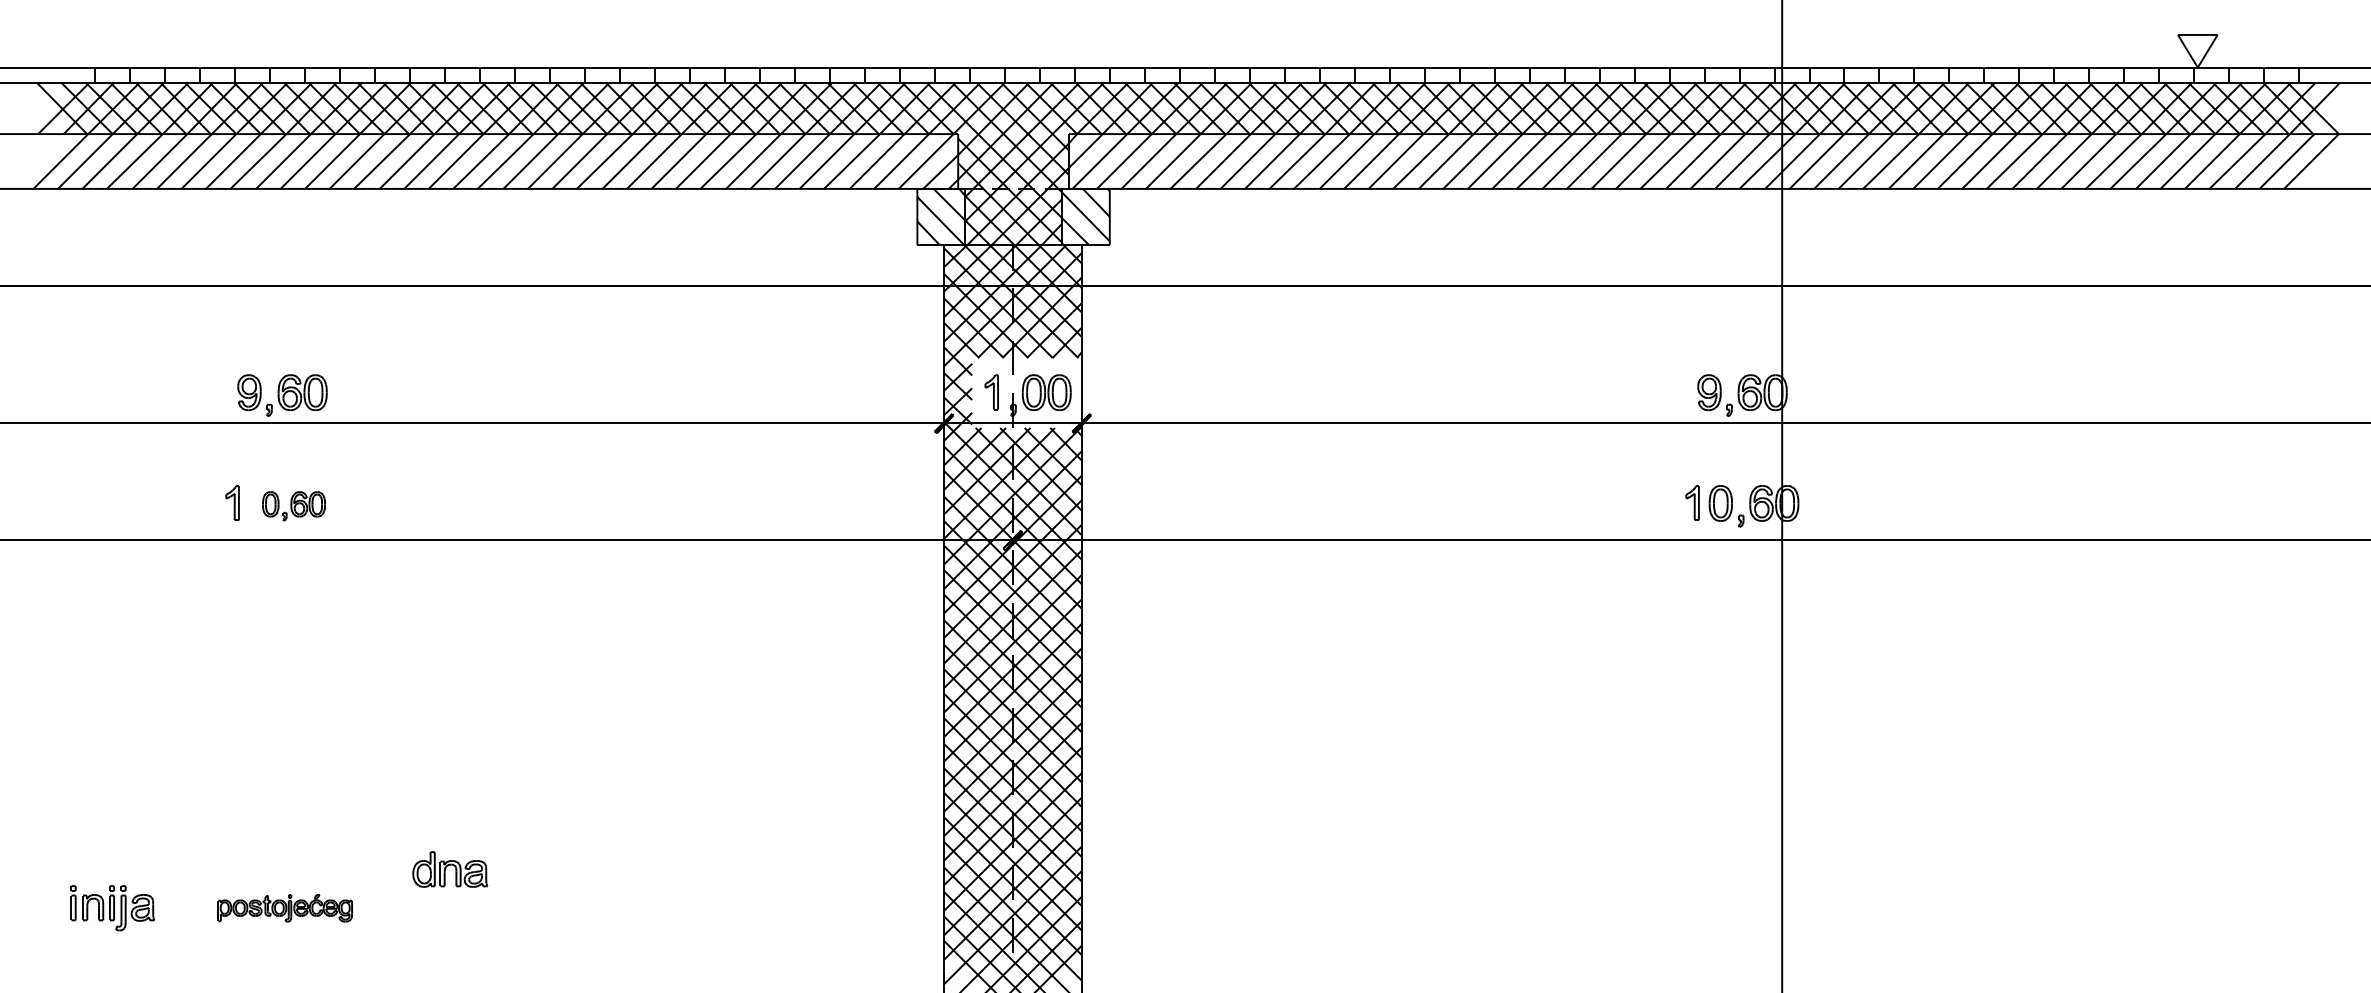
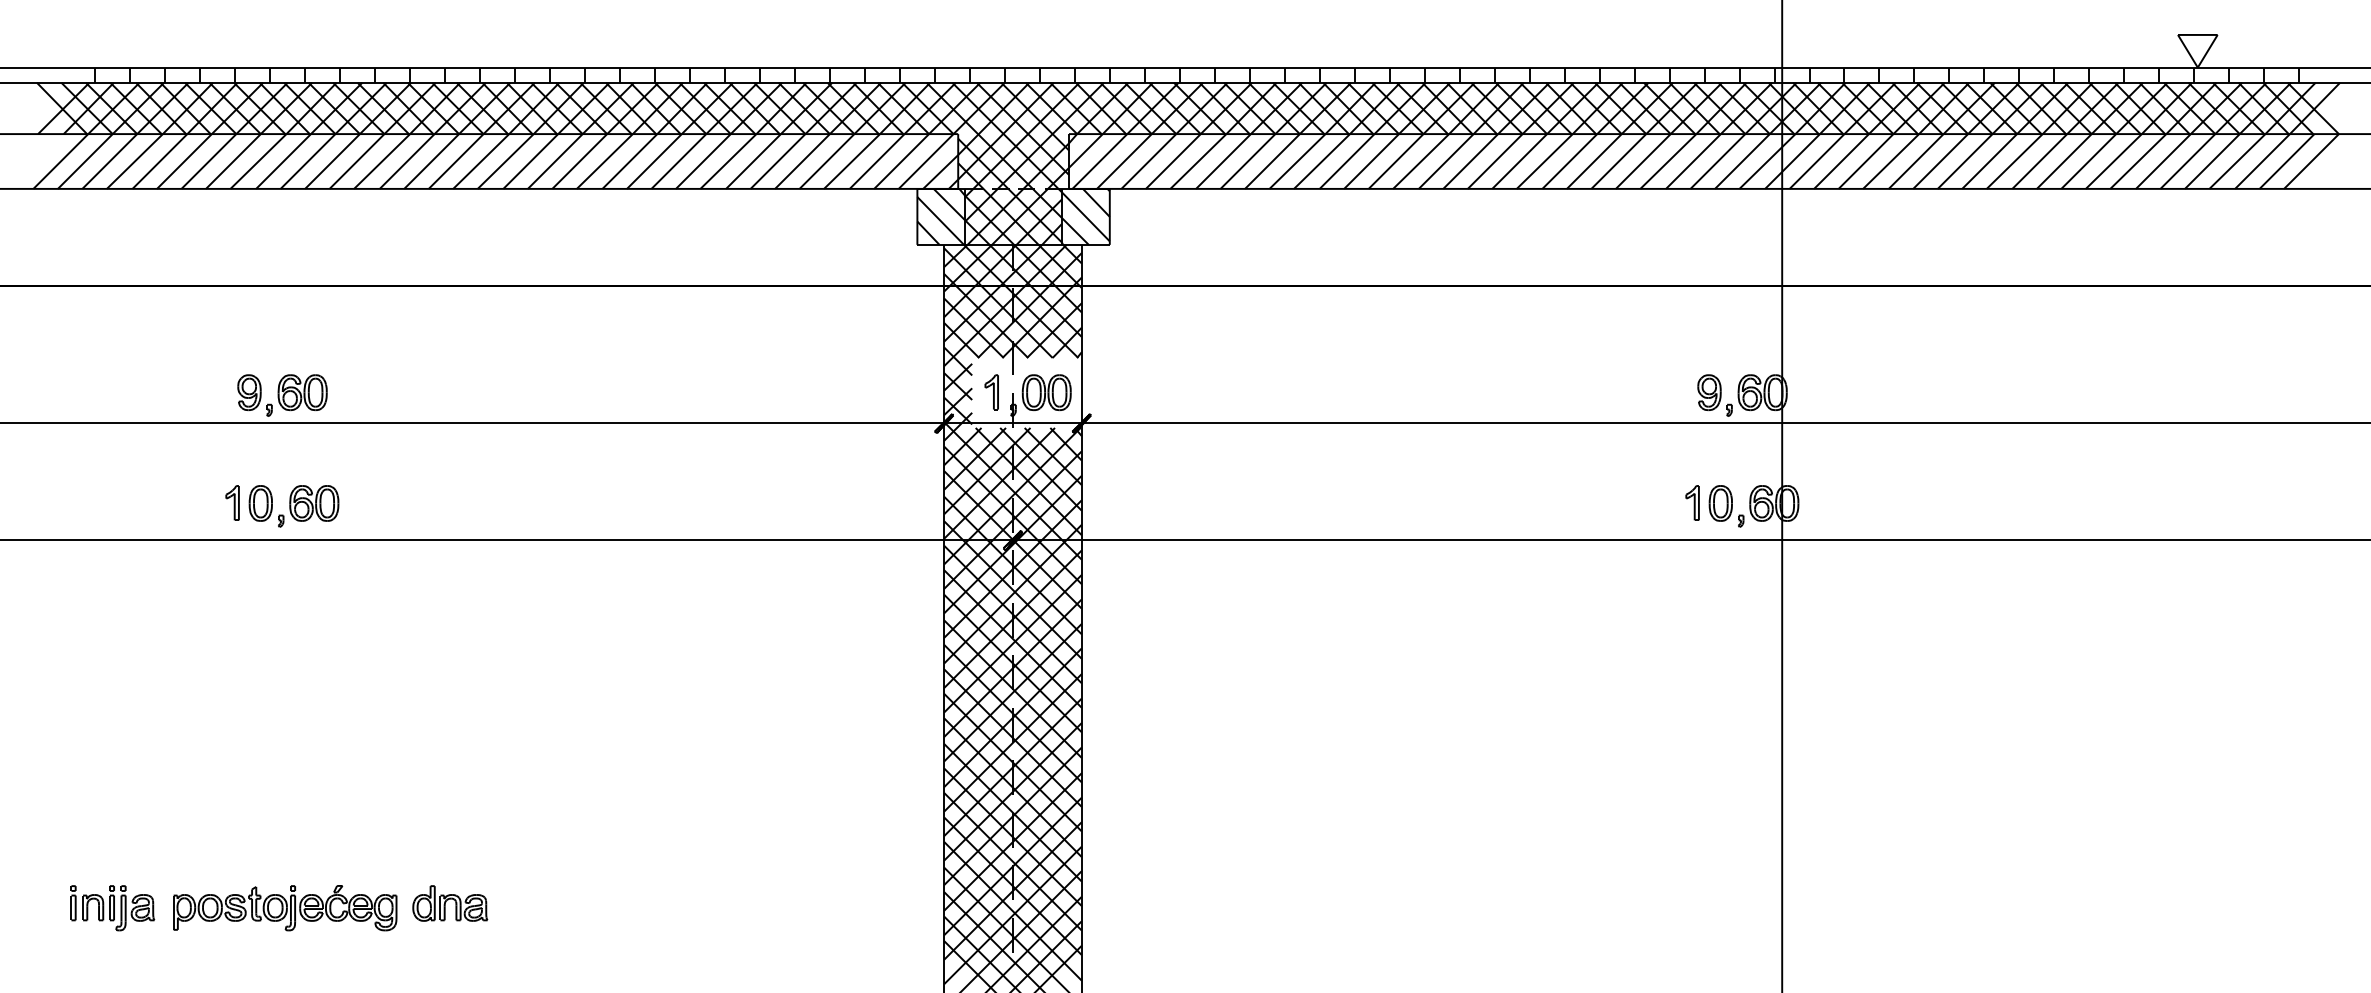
part size: 64x31 px -> 92x43 px (293, 506)
part position: (450, 869) -> (450, 903) (450, 903)
part size: 136x29 px -> 225x47 px (285, 908)
